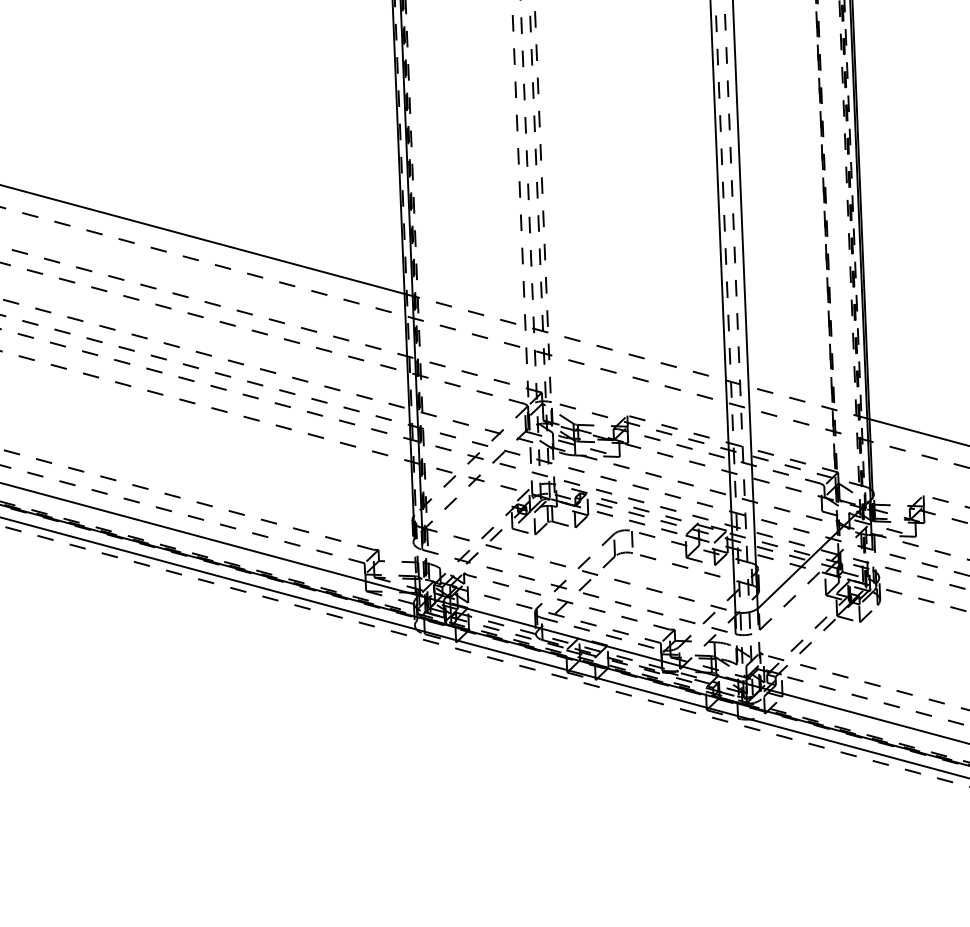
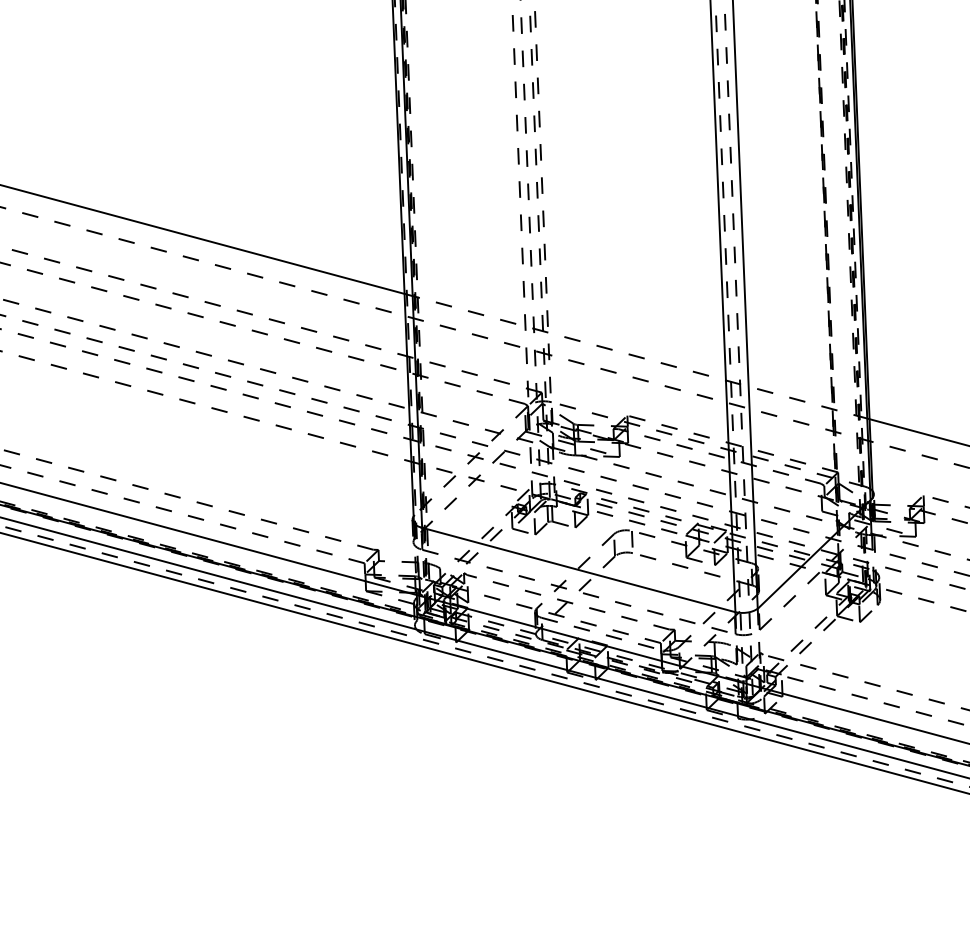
line: dashed -> solid (578, 569)
line: none -> present (484, 663)
